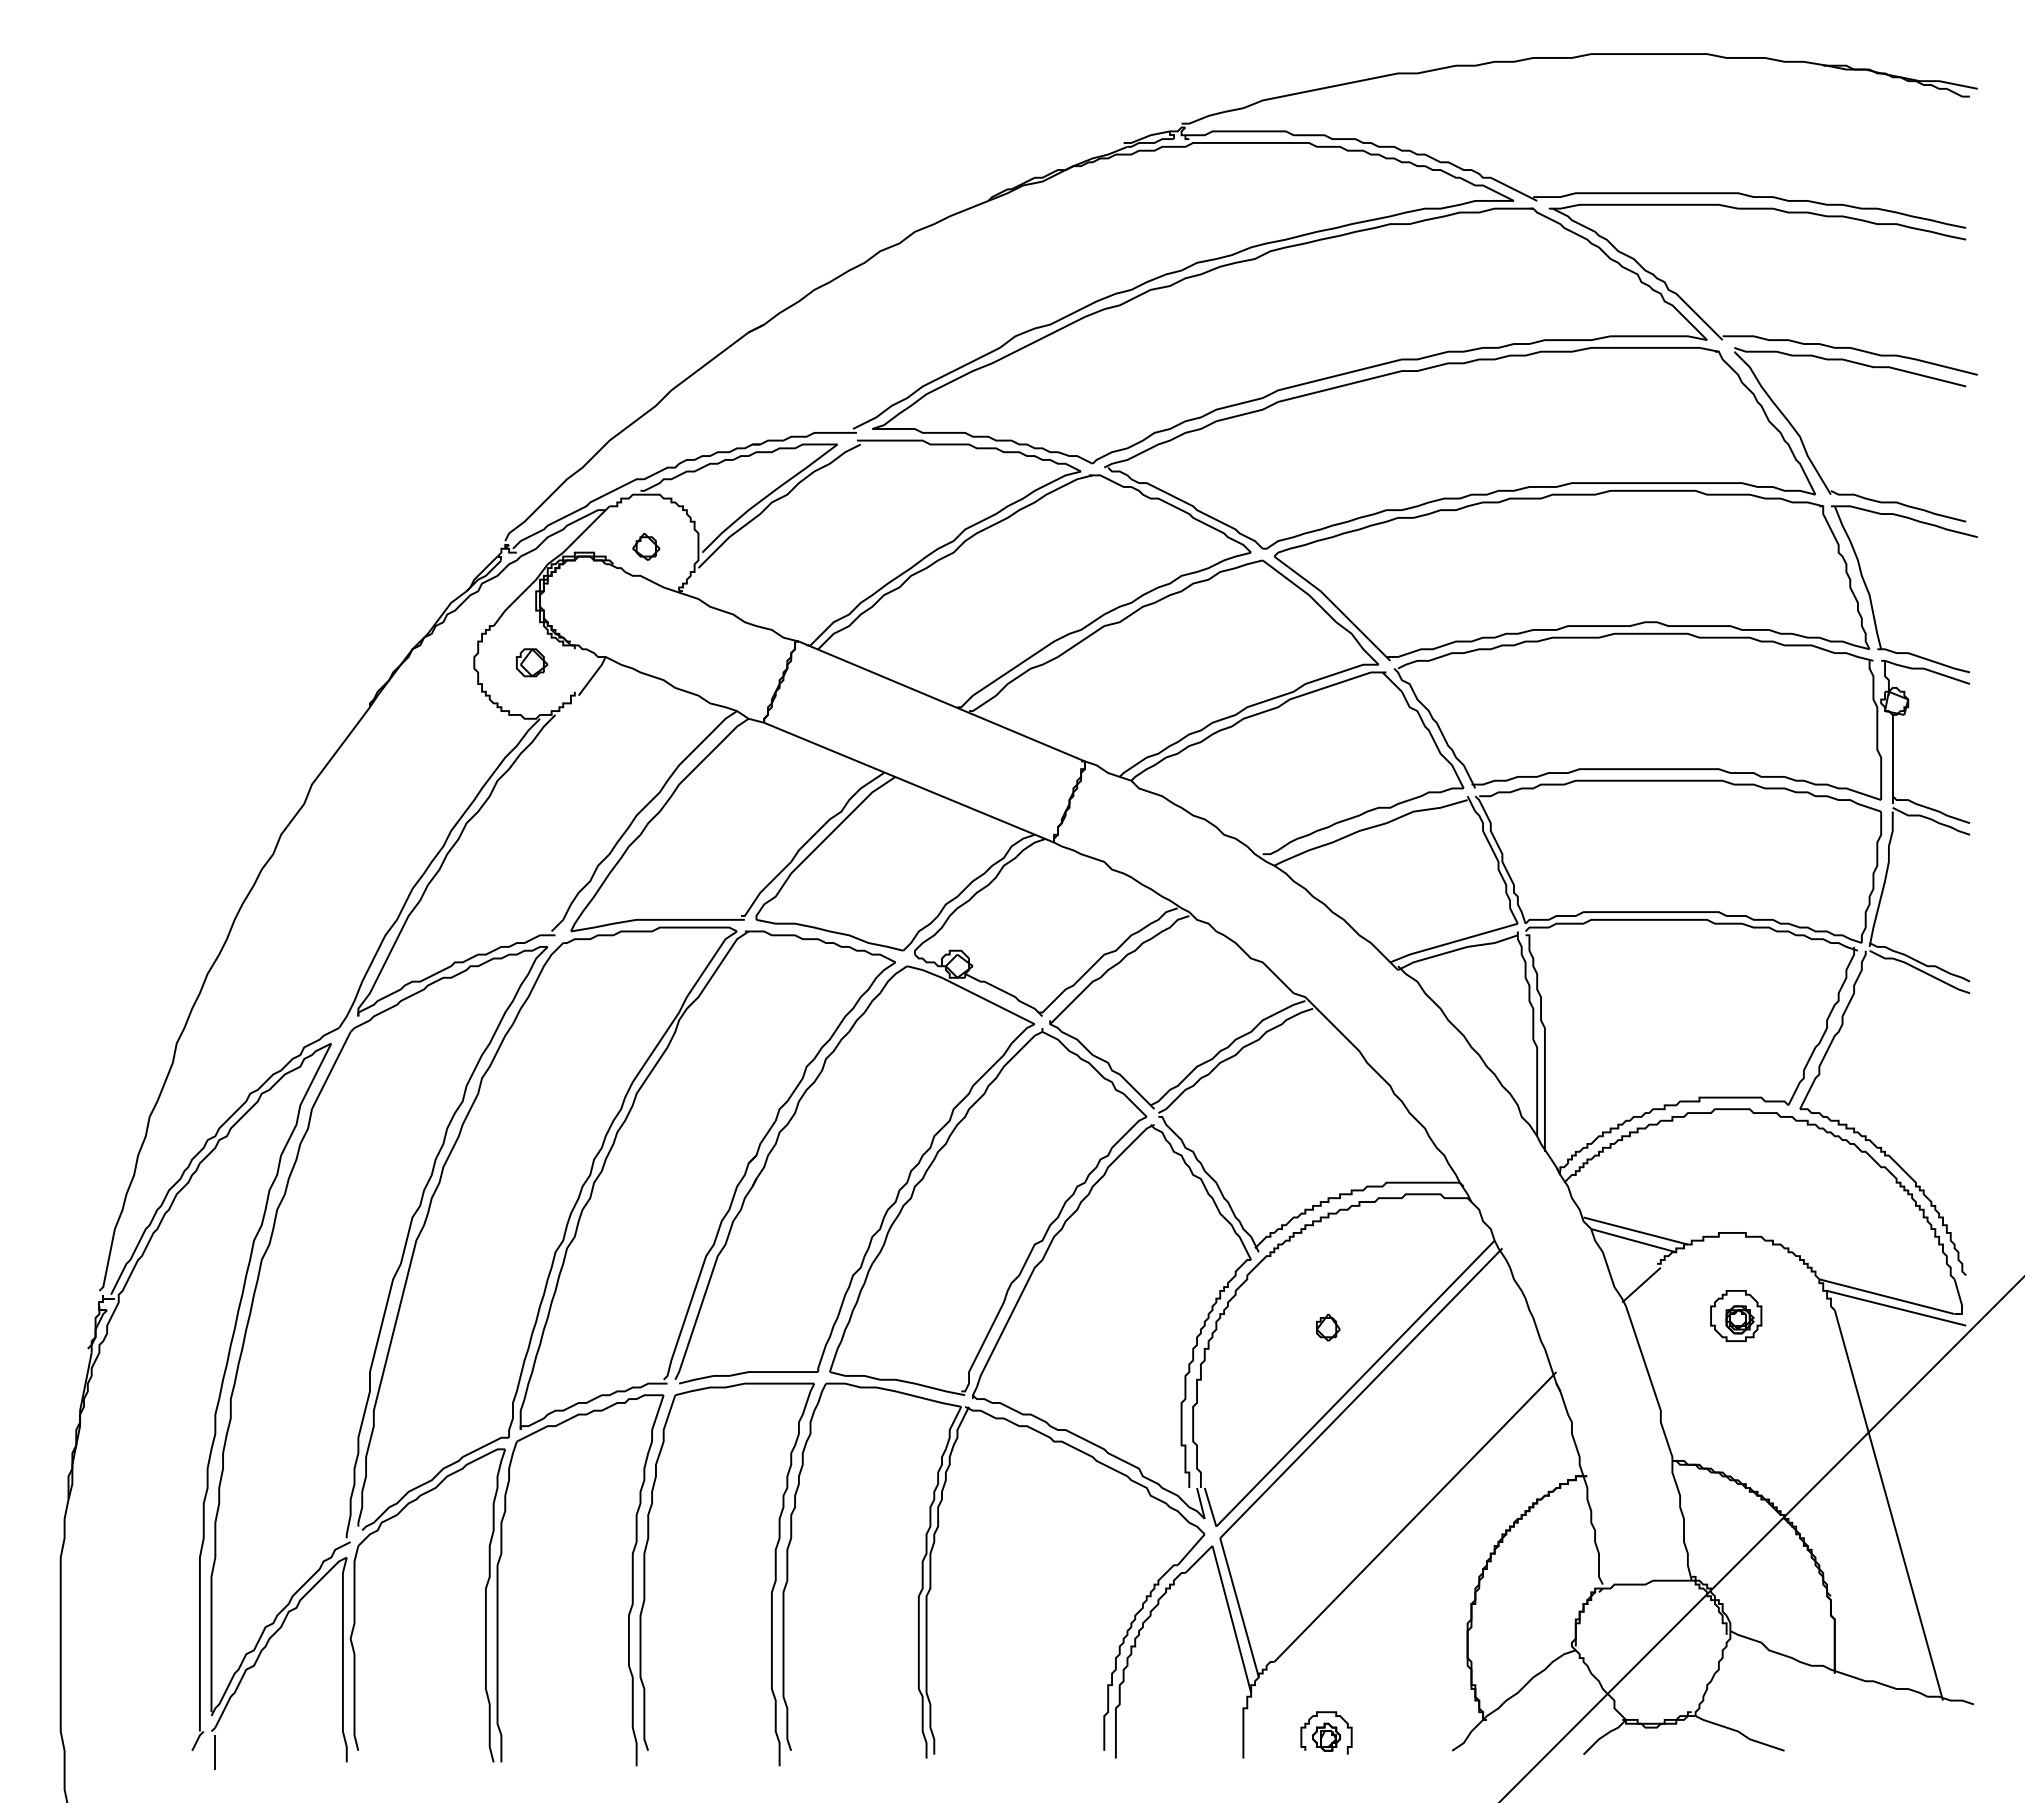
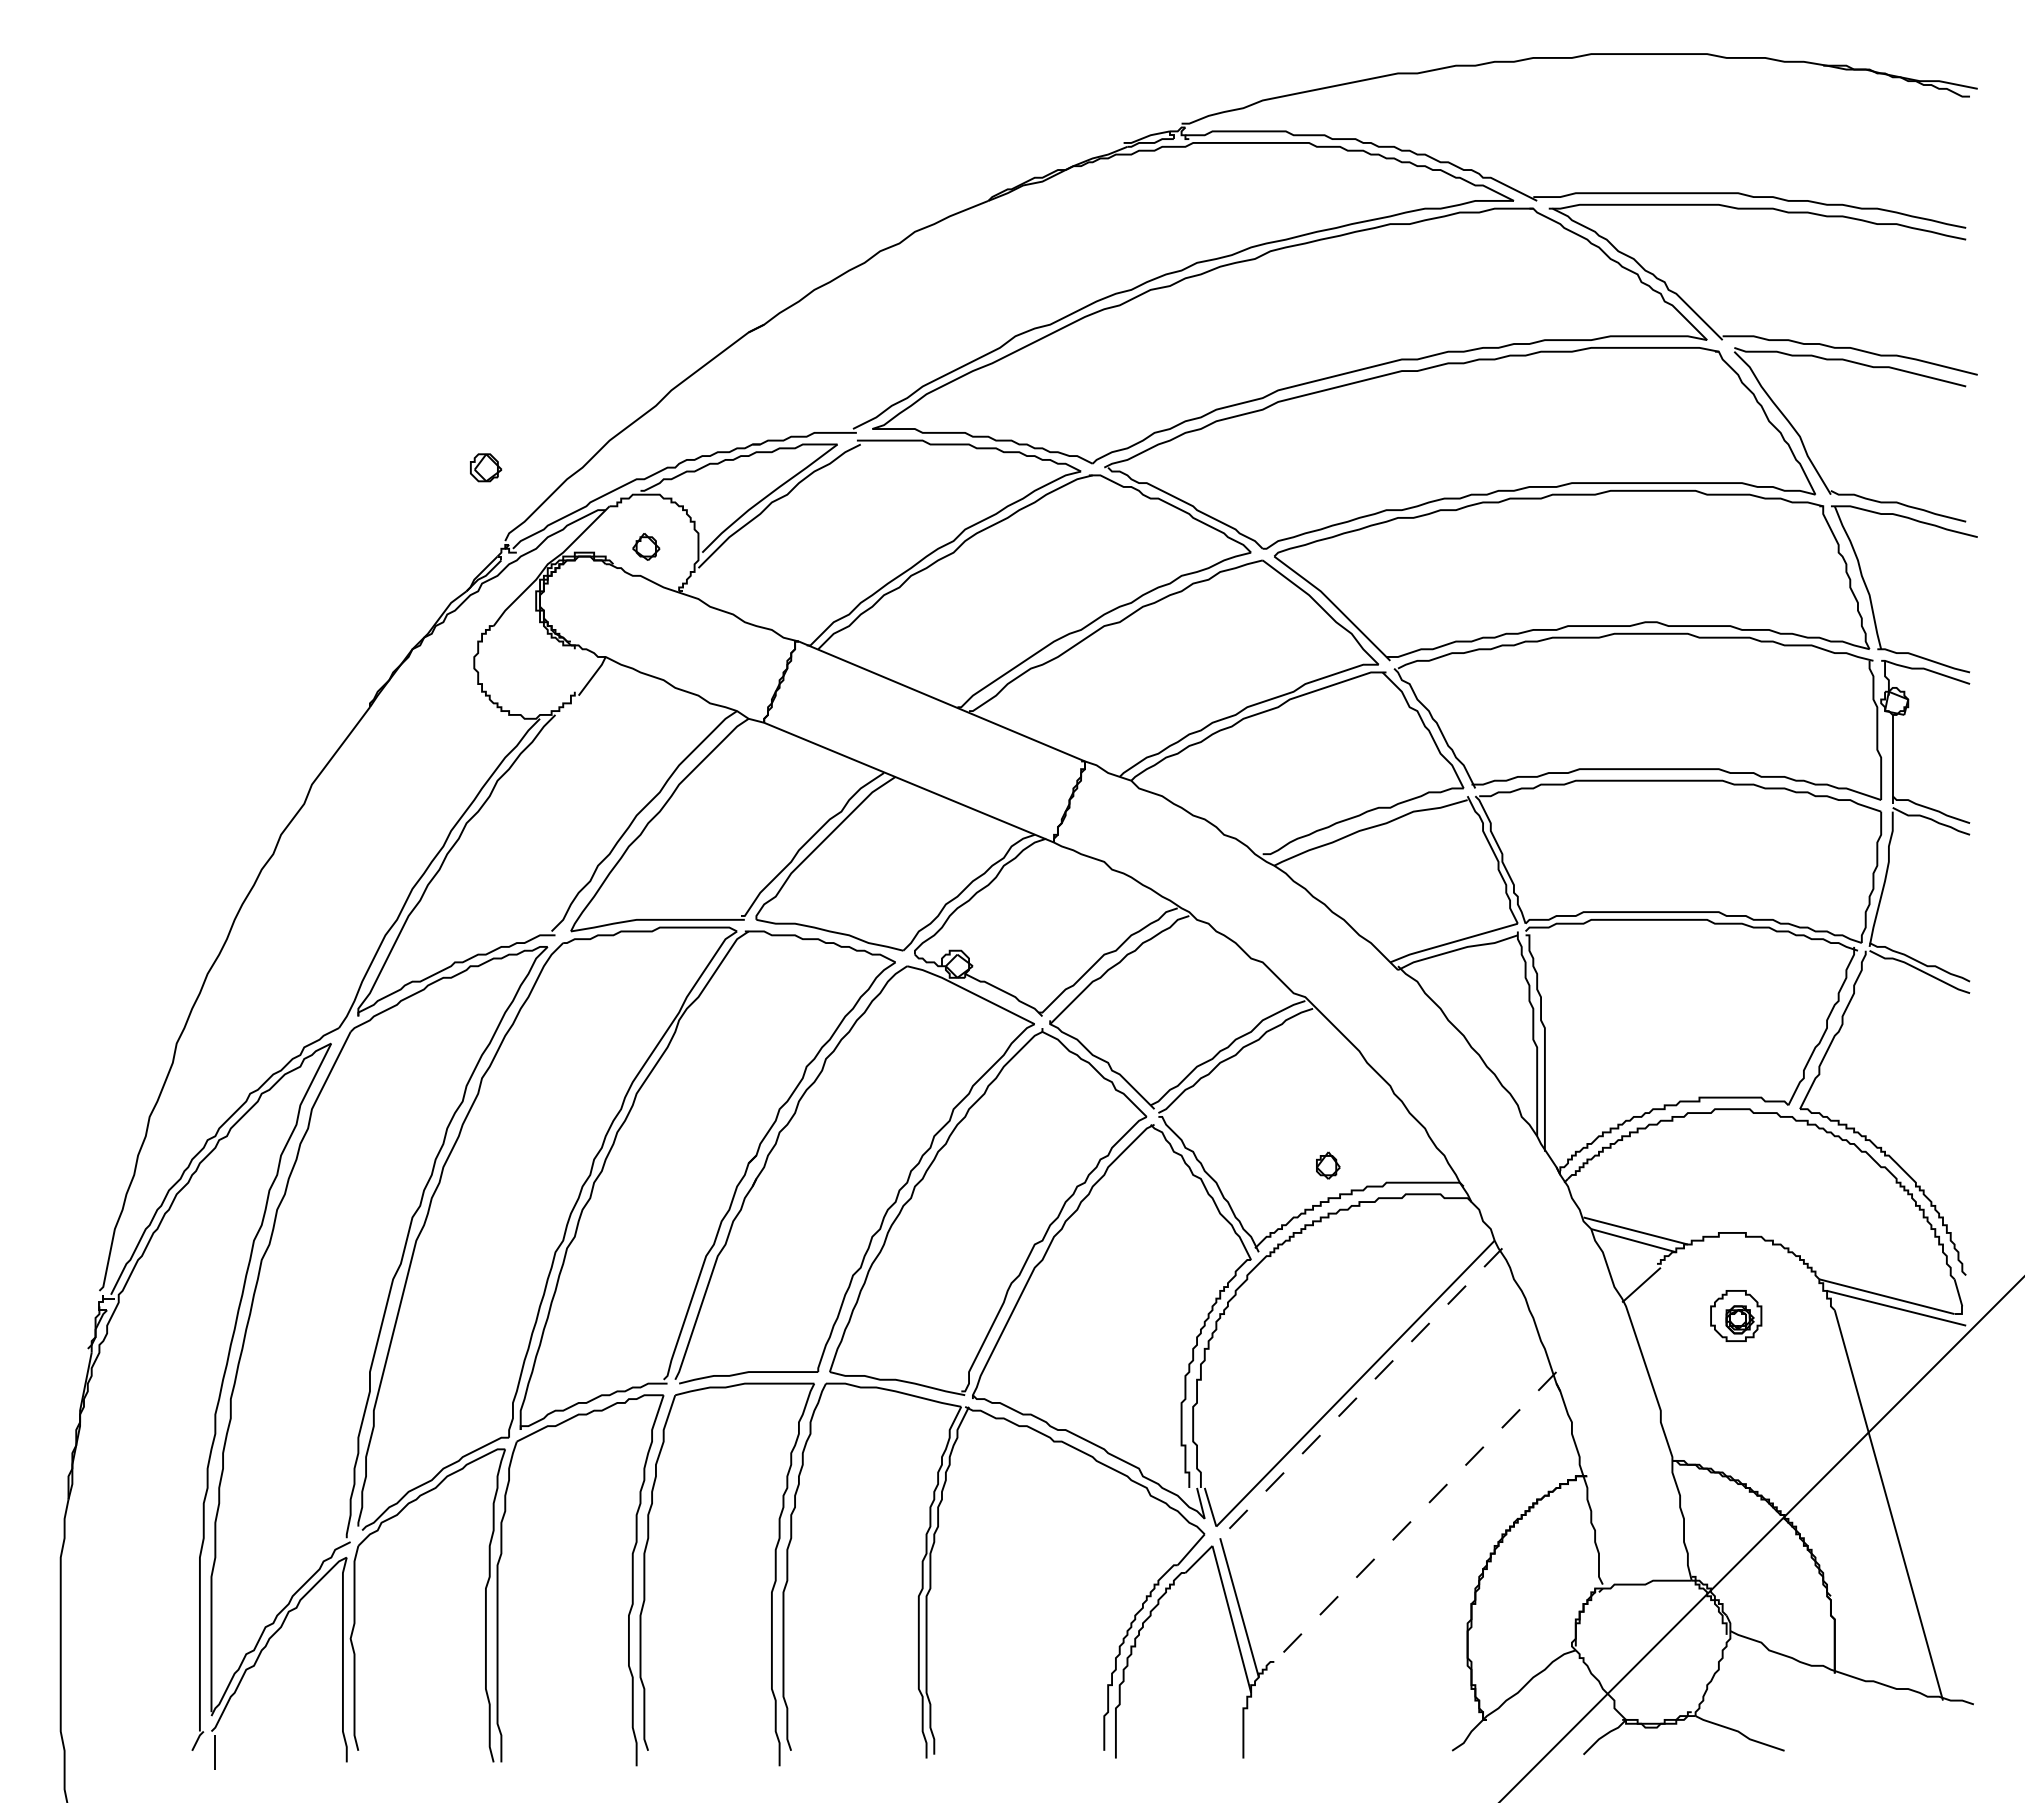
part position: (532, 662) -> (486, 467) (486, 467)
part position: (1328, 1327) -> (1328, 1165) (1328, 1165)
line: solid -> dashed (1360, 1393)
line: solid -> dashed (1415, 1517)
part: present -> none (1326, 1732)
